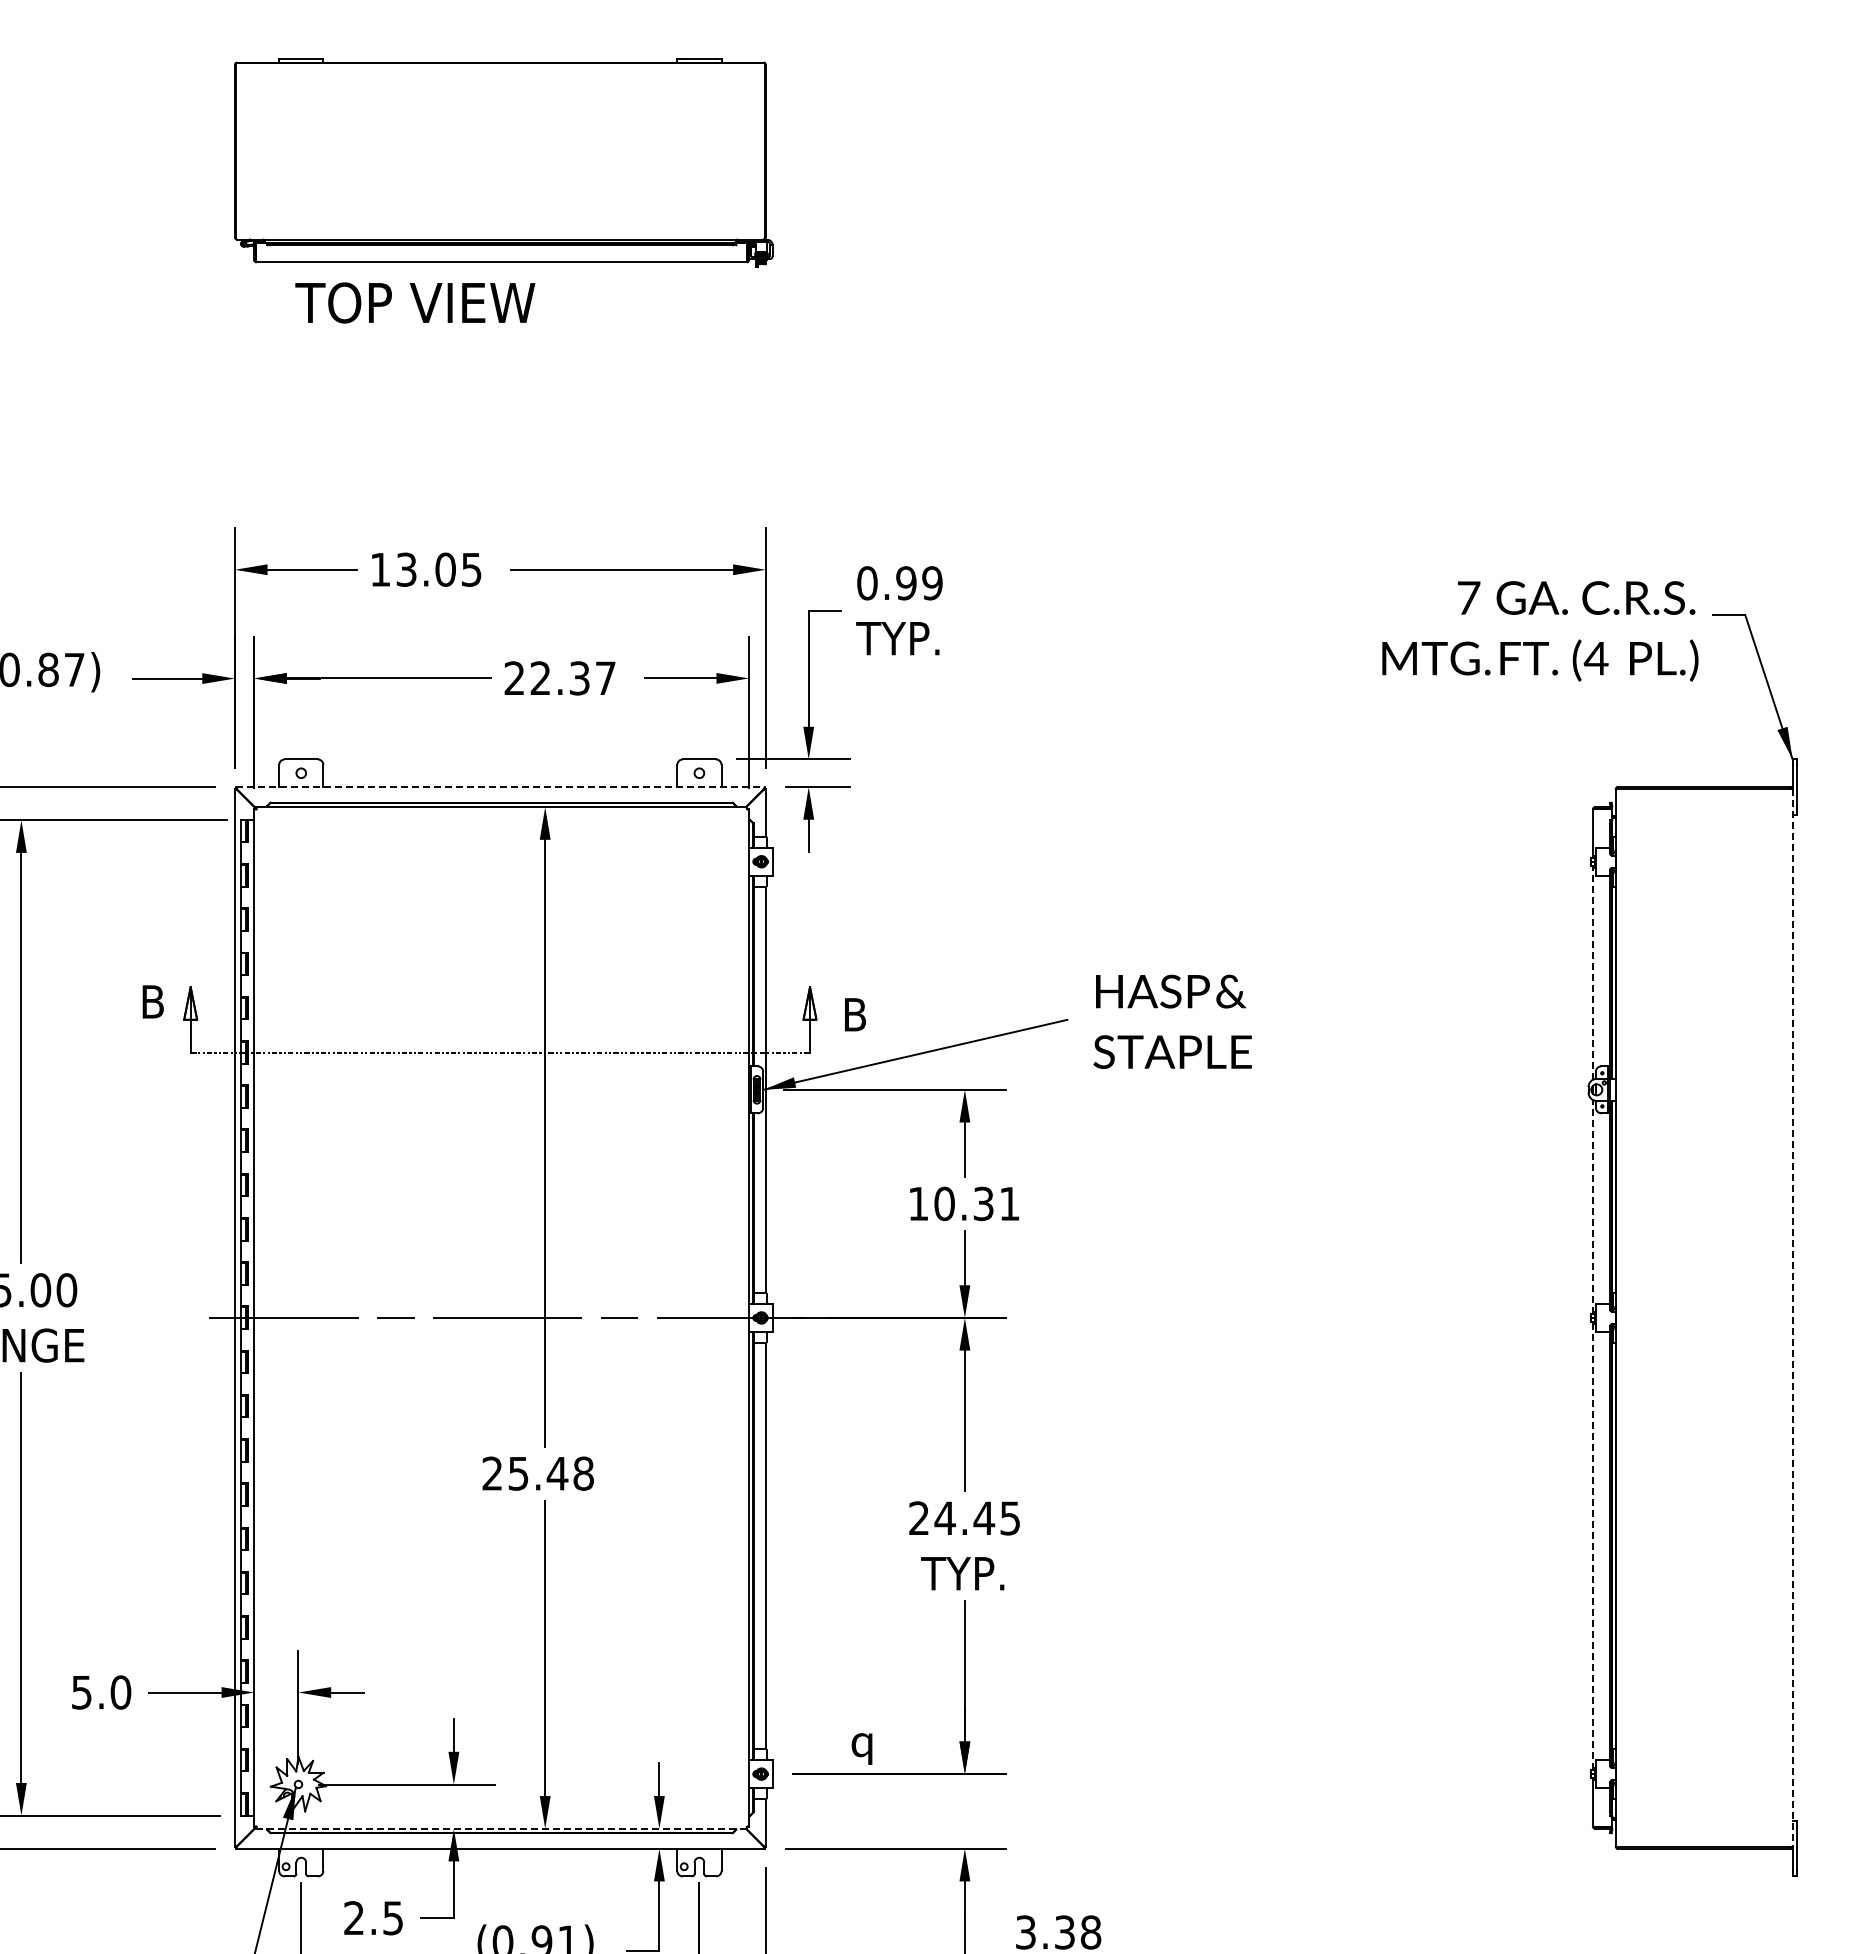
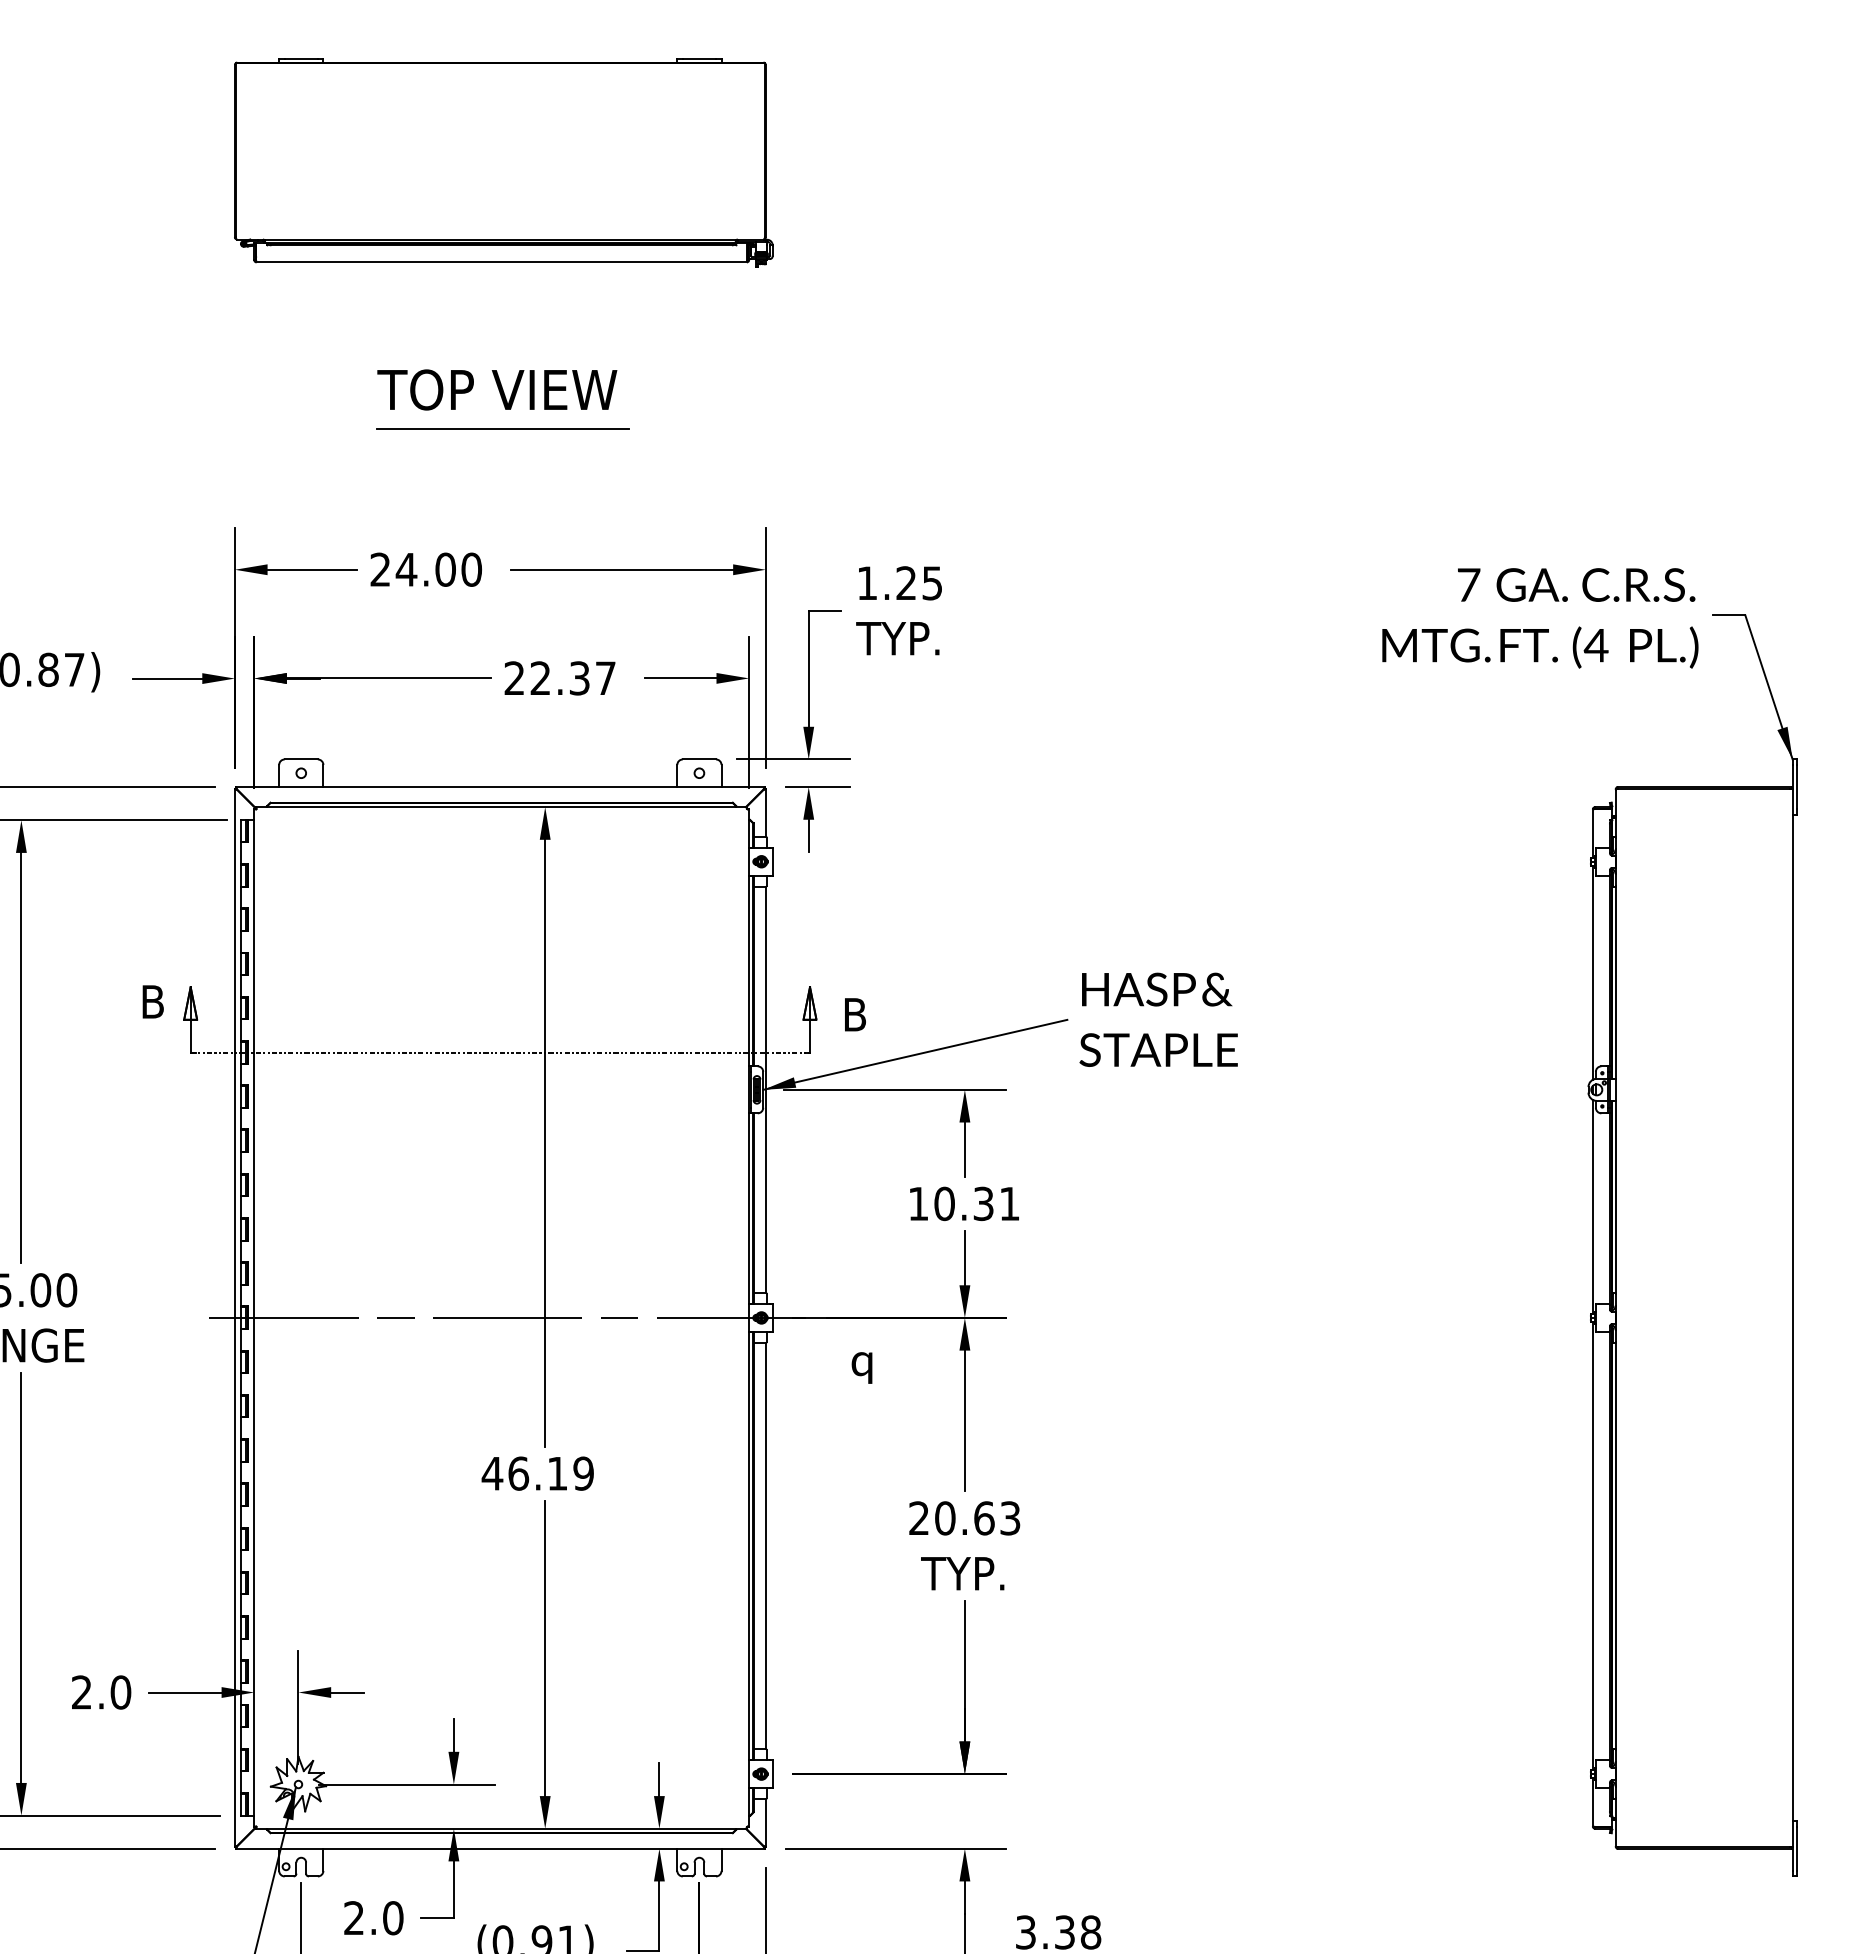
text position: (415, 302) -> (497, 389) (497, 389)
line: none -> present (502, 429)
text: 13.05 -> 24.00 (426, 569)
text: 0.99 -> 1.25 (899, 583)
text position: (1540, 631) -> (1540, 618) (1540, 618)
line: dashed -> solid (500, 787)
line: dashed -> solid (1592, 972)
text position: (1172, 1021) -> (1158, 1019) (1158, 1019)
line: dashed -> solid (1592, 1206)
line: dashed -> solid (1792, 1318)
text: 25.48 -> 46.19 (537, 1473)
text: 24.45 -> 20.63 (977, 1518)
line: dashed -> solid (1592, 1546)
text: 5.0 -> 2.0 (81, 1692)
text position: (861, 1748) -> (861, 1367) (861, 1367)
line: dashed -> solid (501, 1828)
text: 2.5 -> 2.0 (393, 1918)
